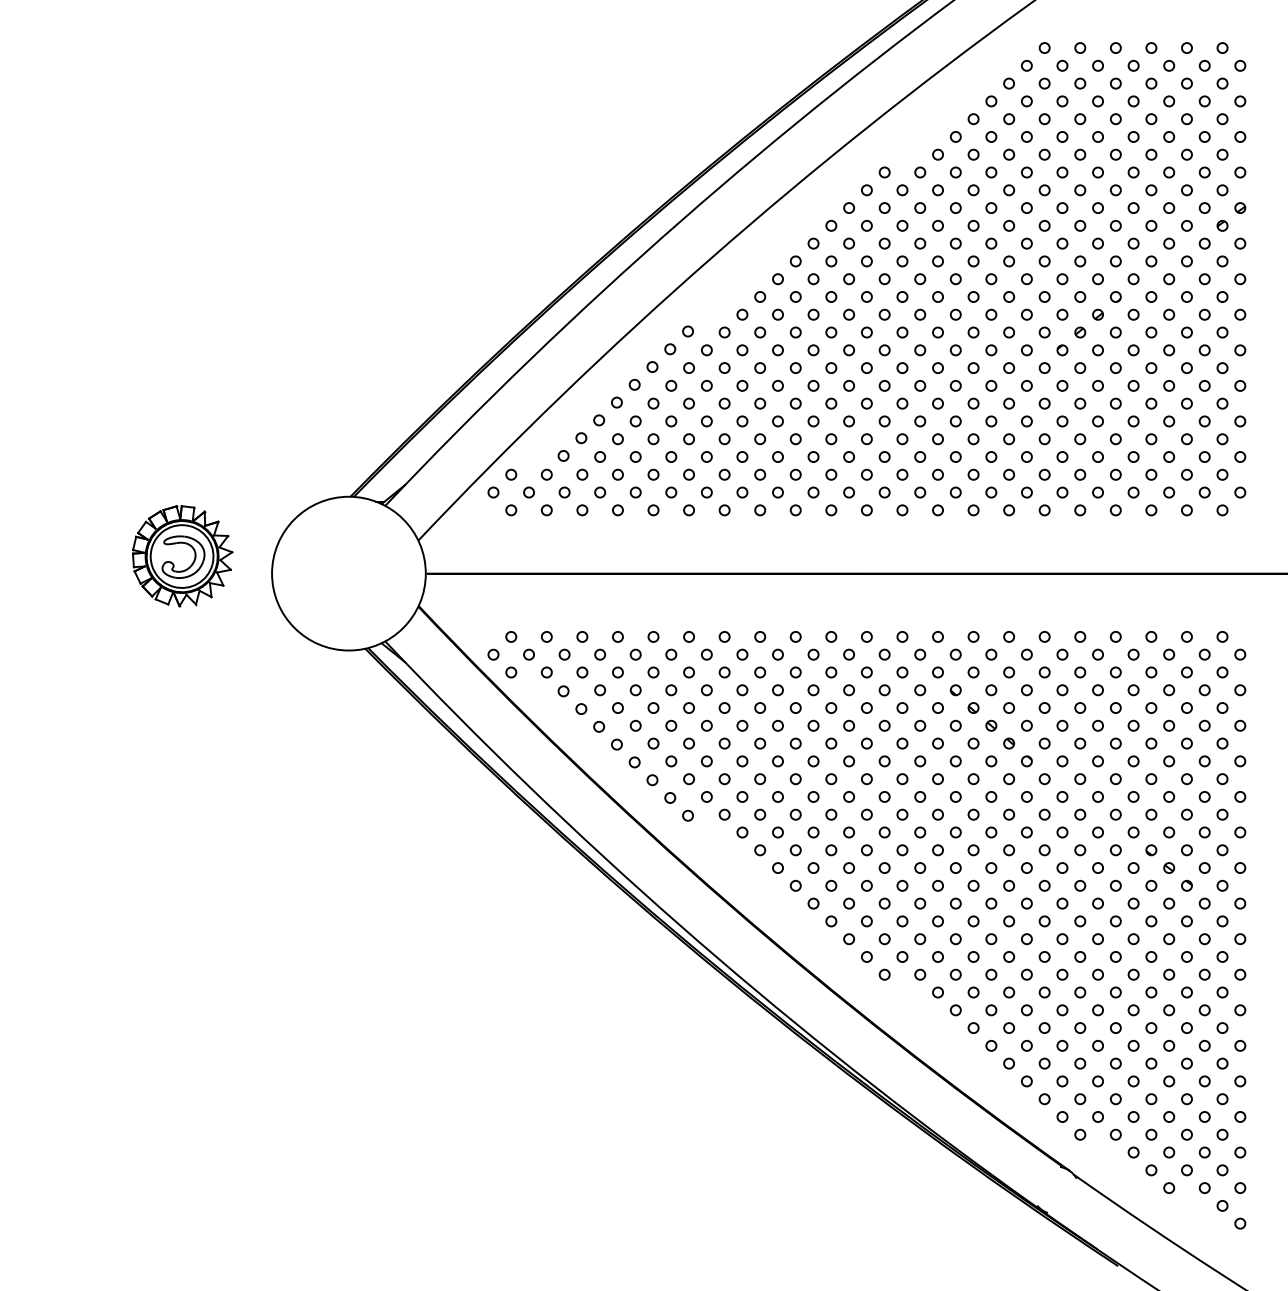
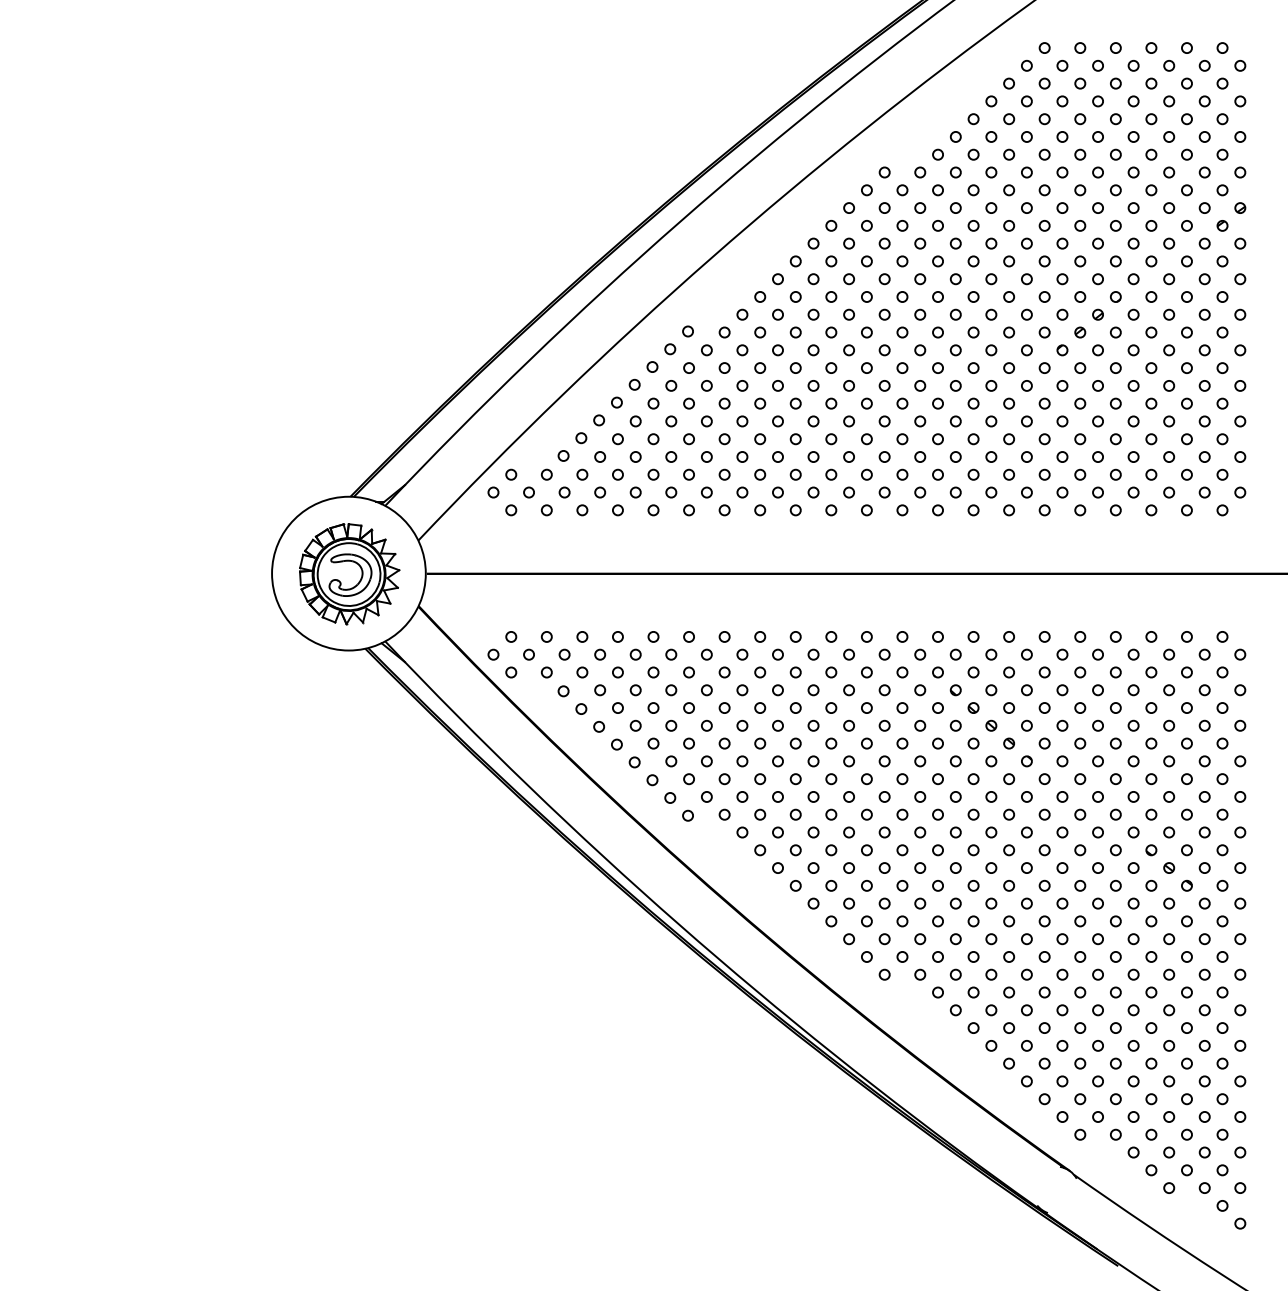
part position: (182, 556) -> (349, 574) (349, 574)
